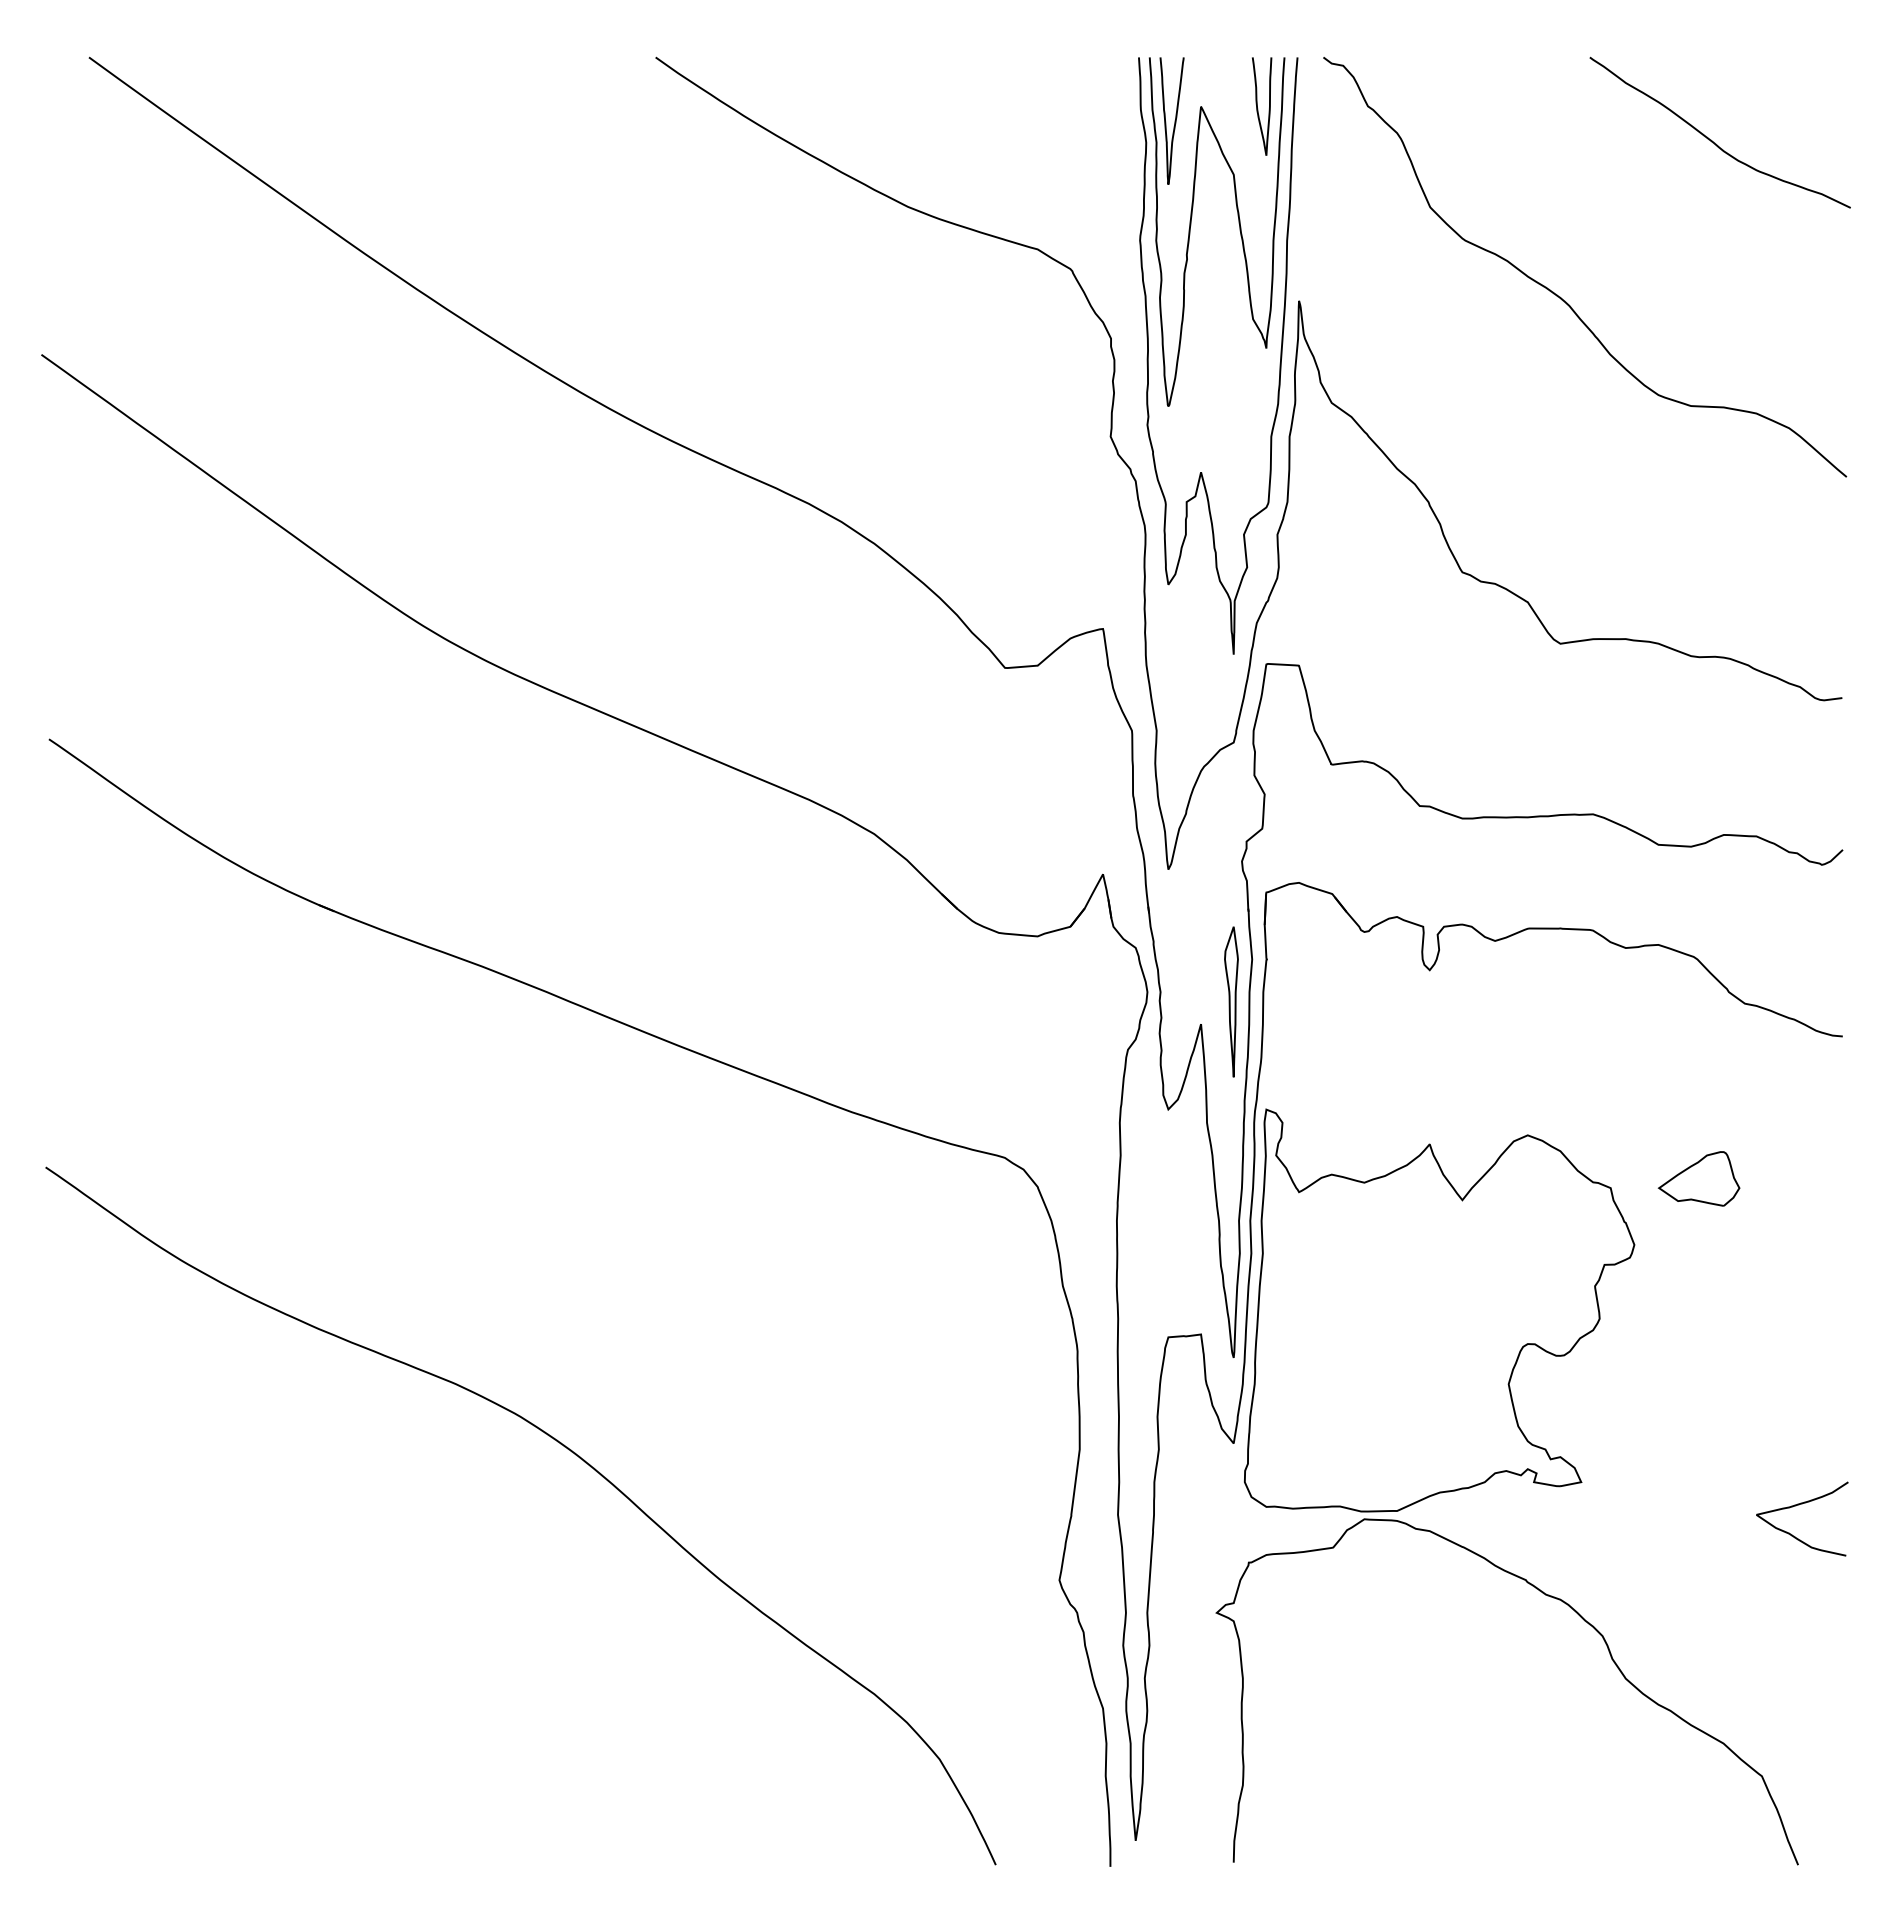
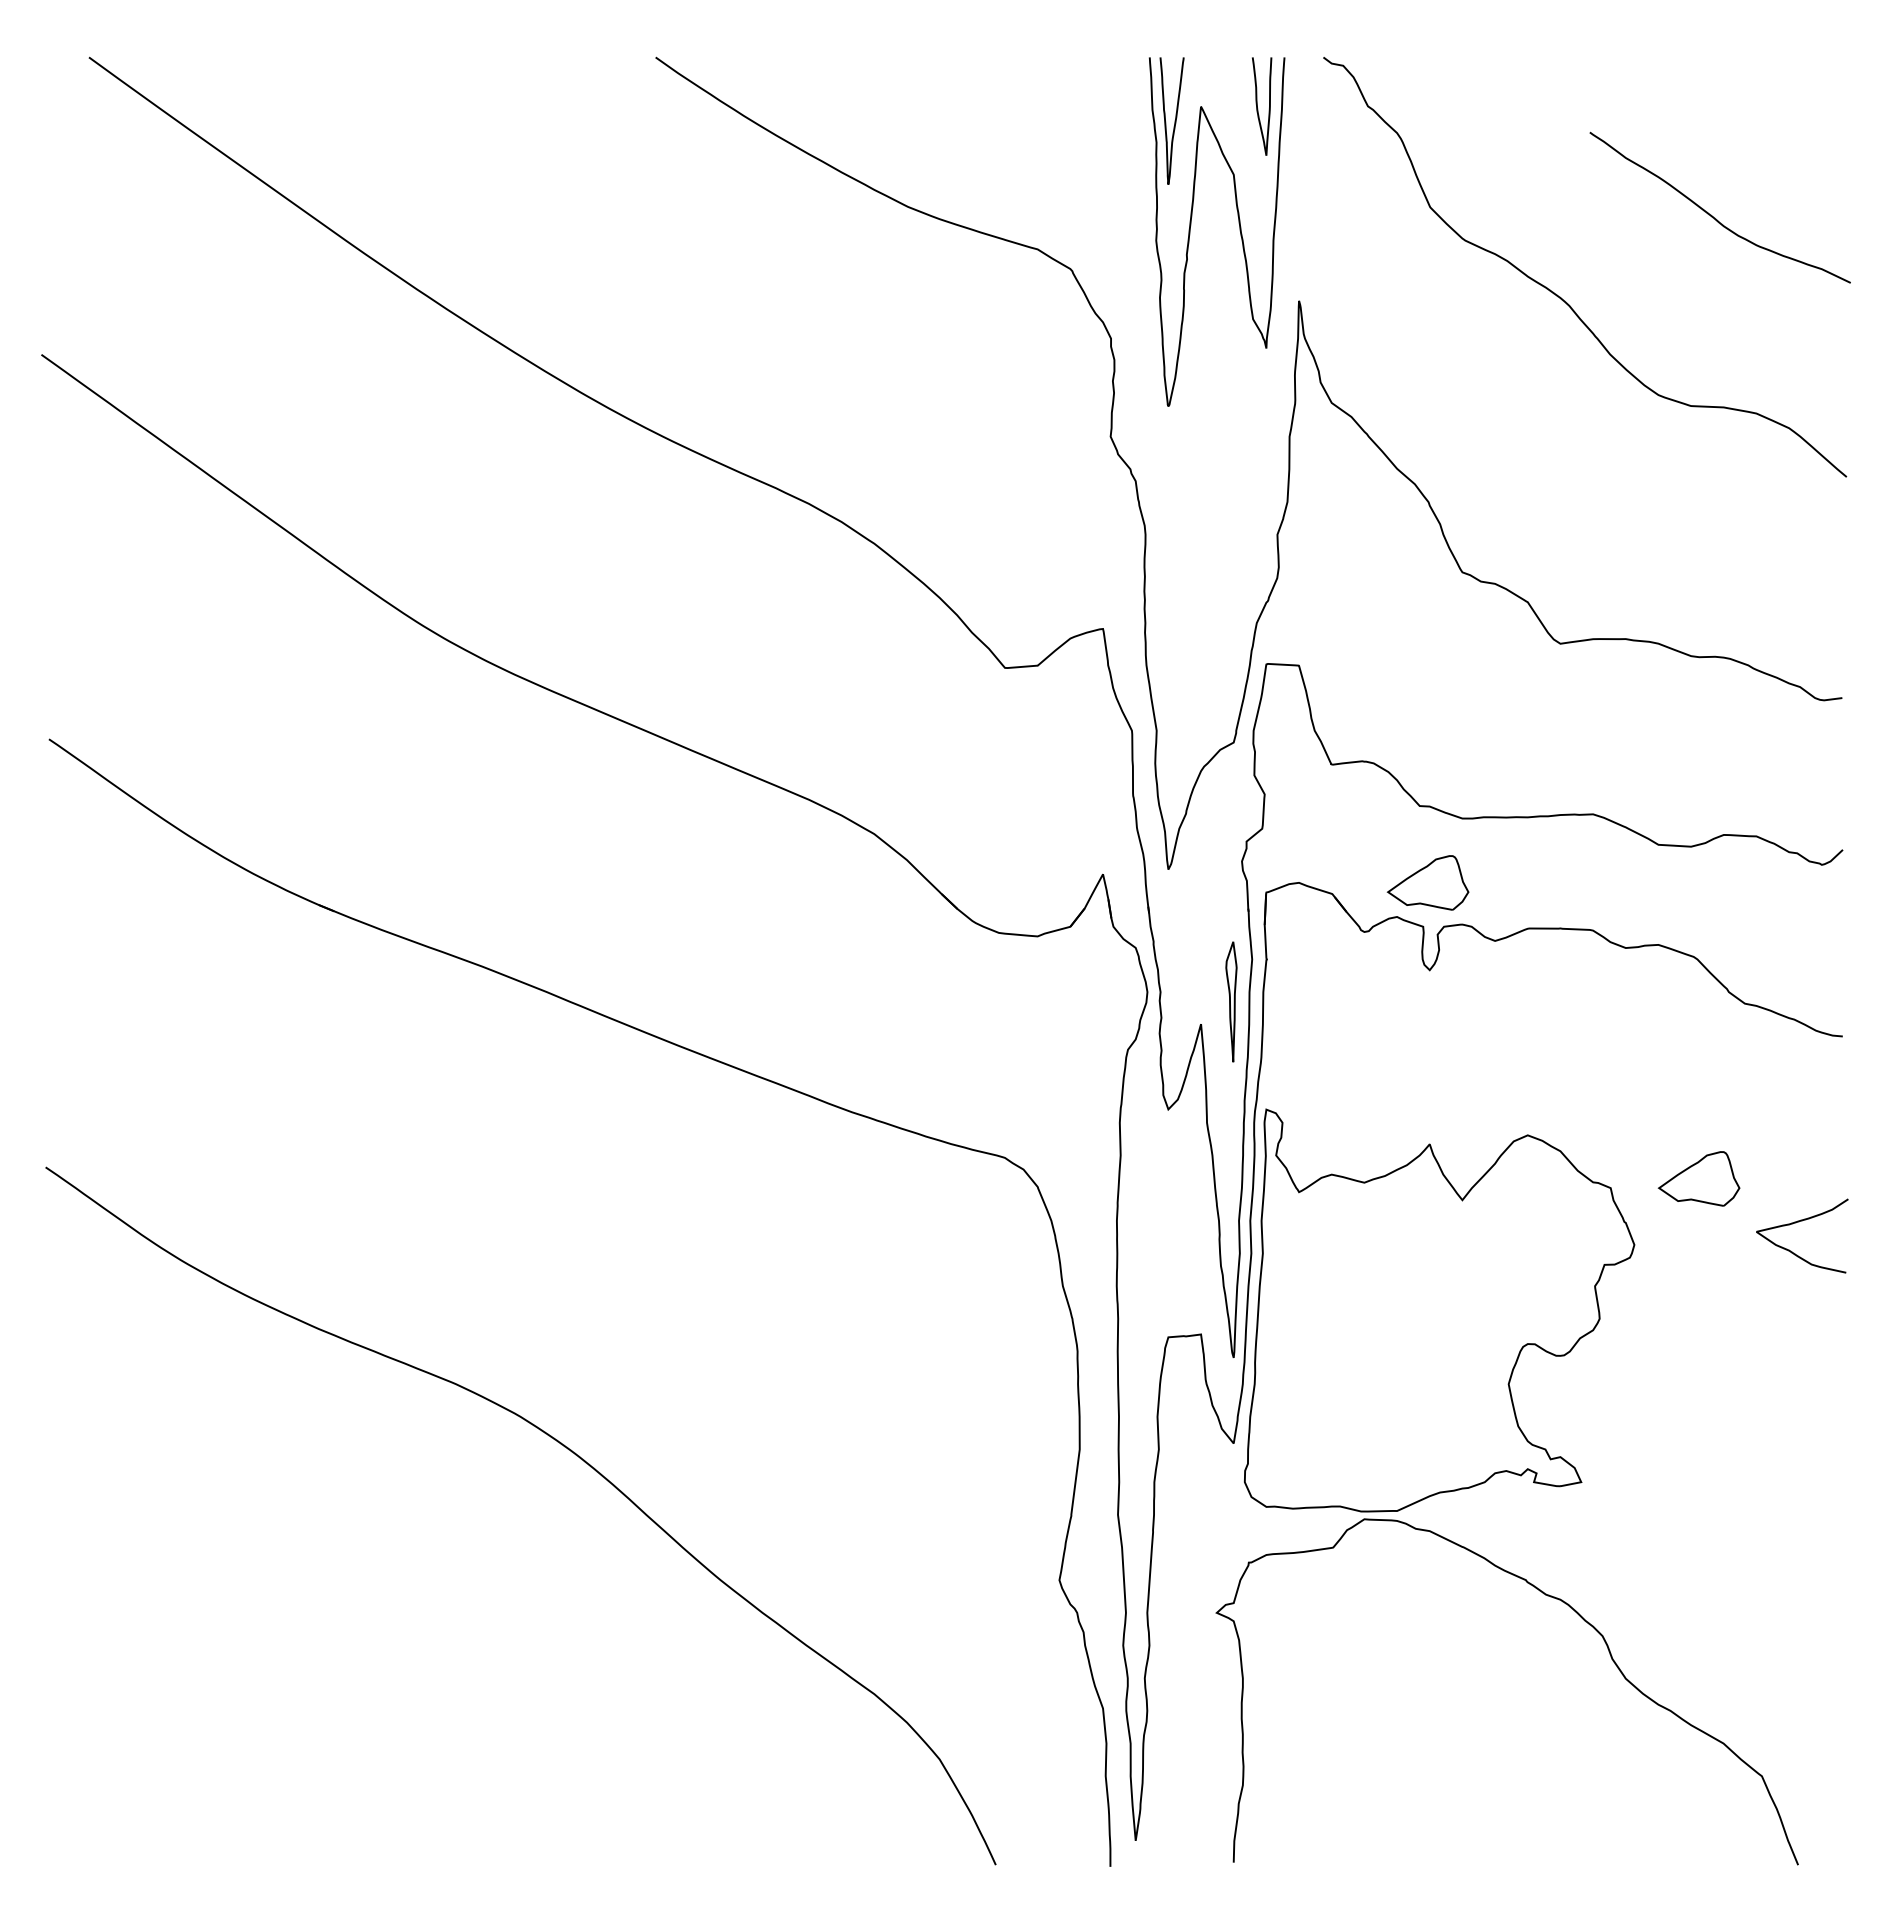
curve position: (1711, 139) -> (1711, 214) (1711, 214)
curve: present -> none (1279, 363)
part: none -> present (1427, 882)
part size: 15x152 px -> 13x122 px (1231, 1001)
curve position: (1799, 1505) -> (1799, 1222) (1799, 1222)
